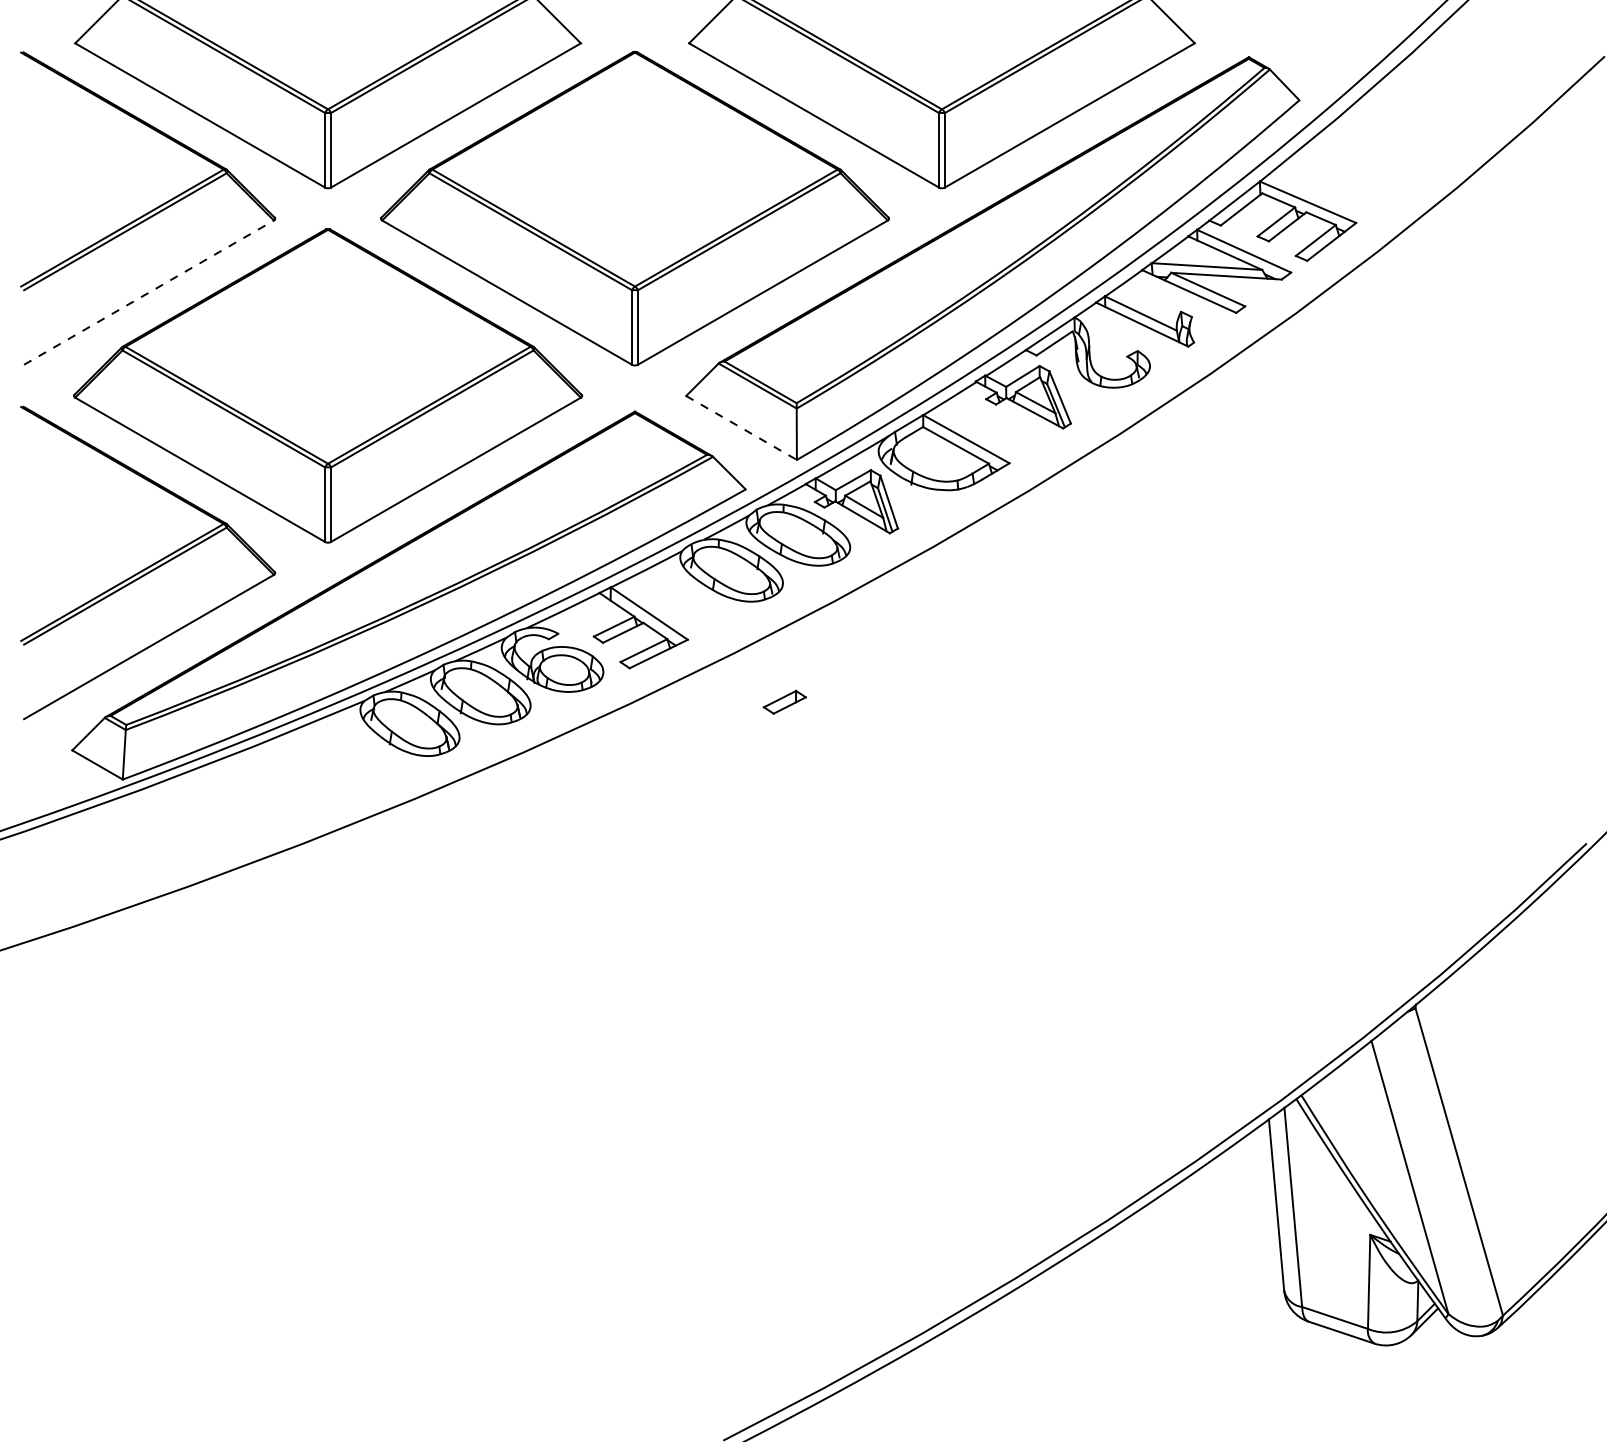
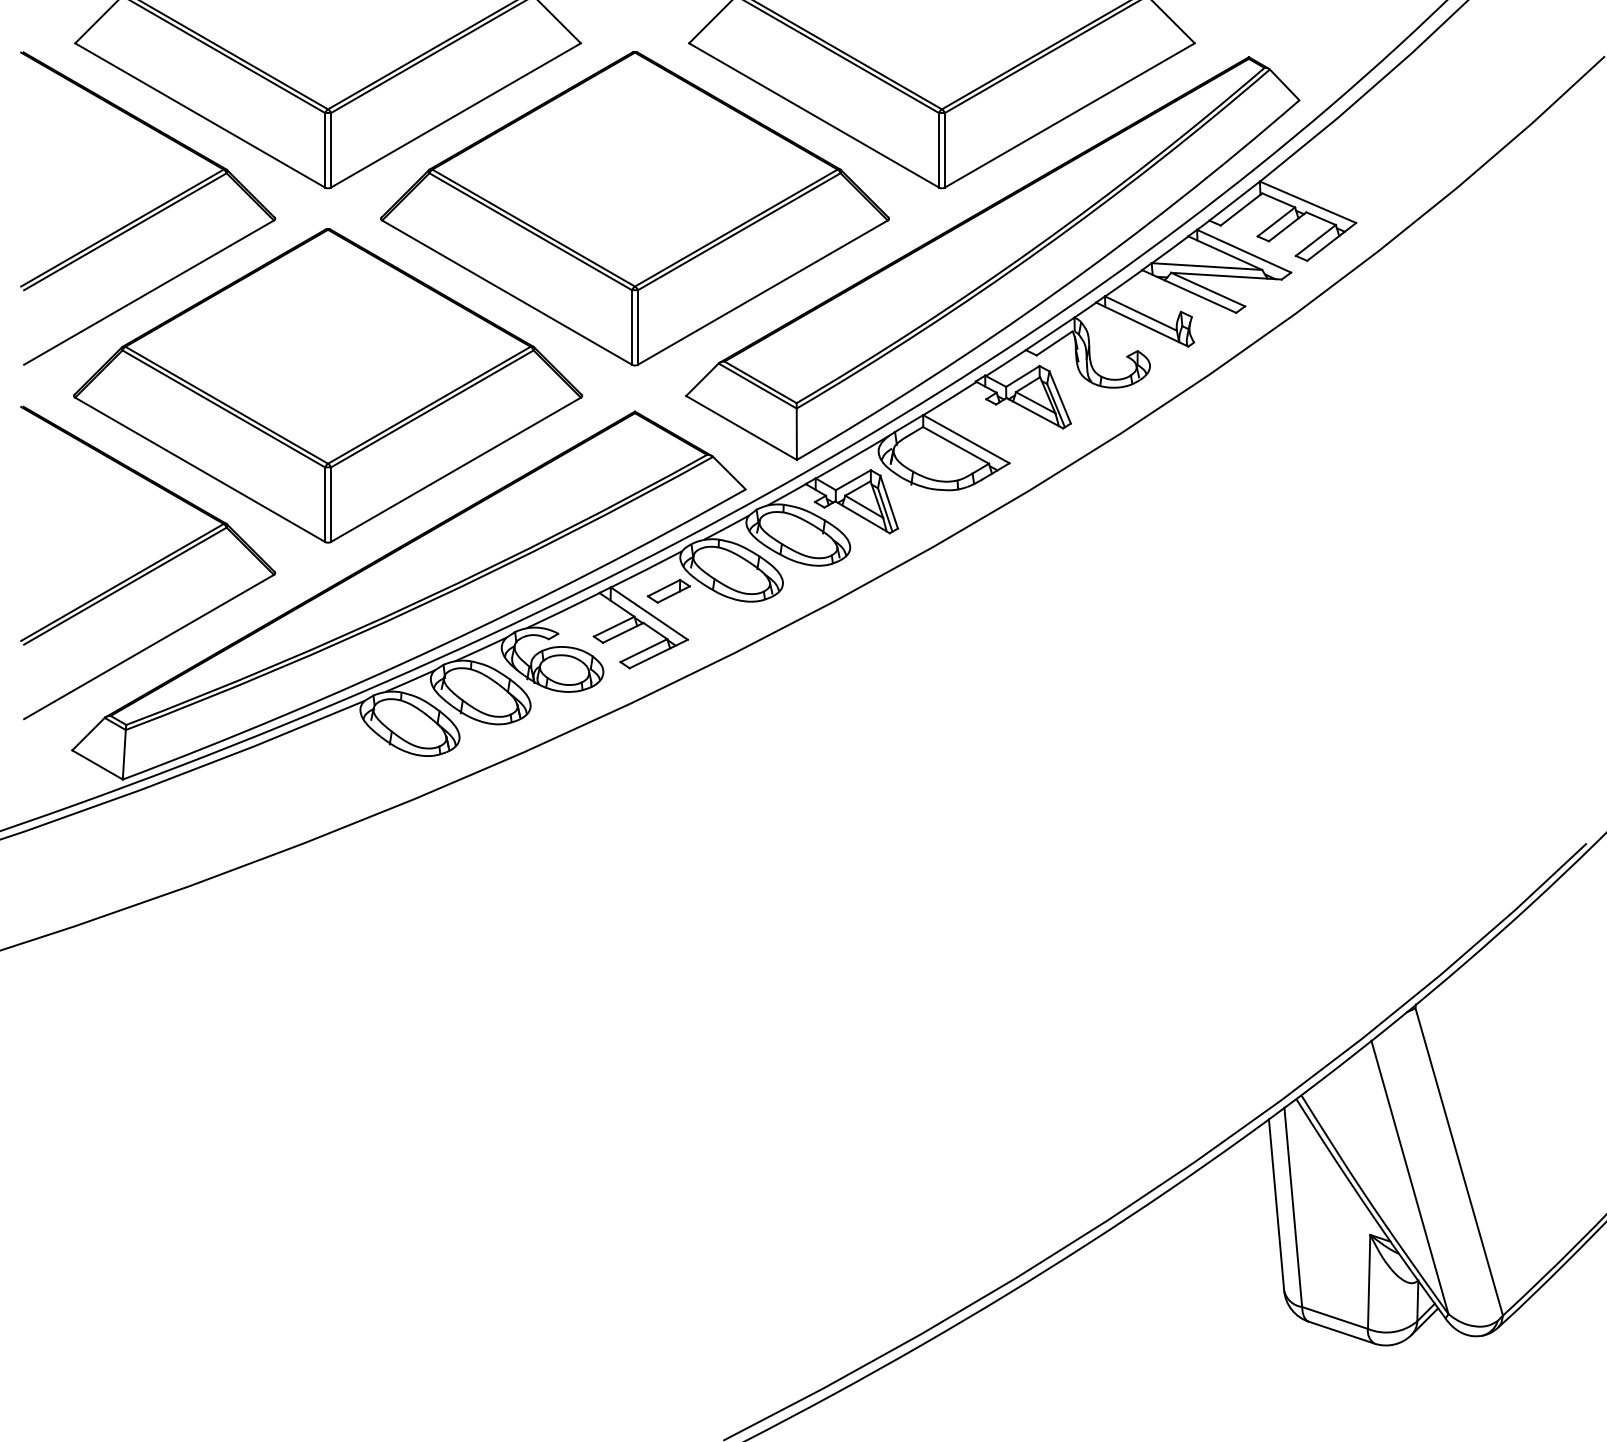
line: dashed -> solid (149, 292)
line: dashed -> solid (741, 427)
part position: (784, 701) -> (668, 590) (668, 590)
